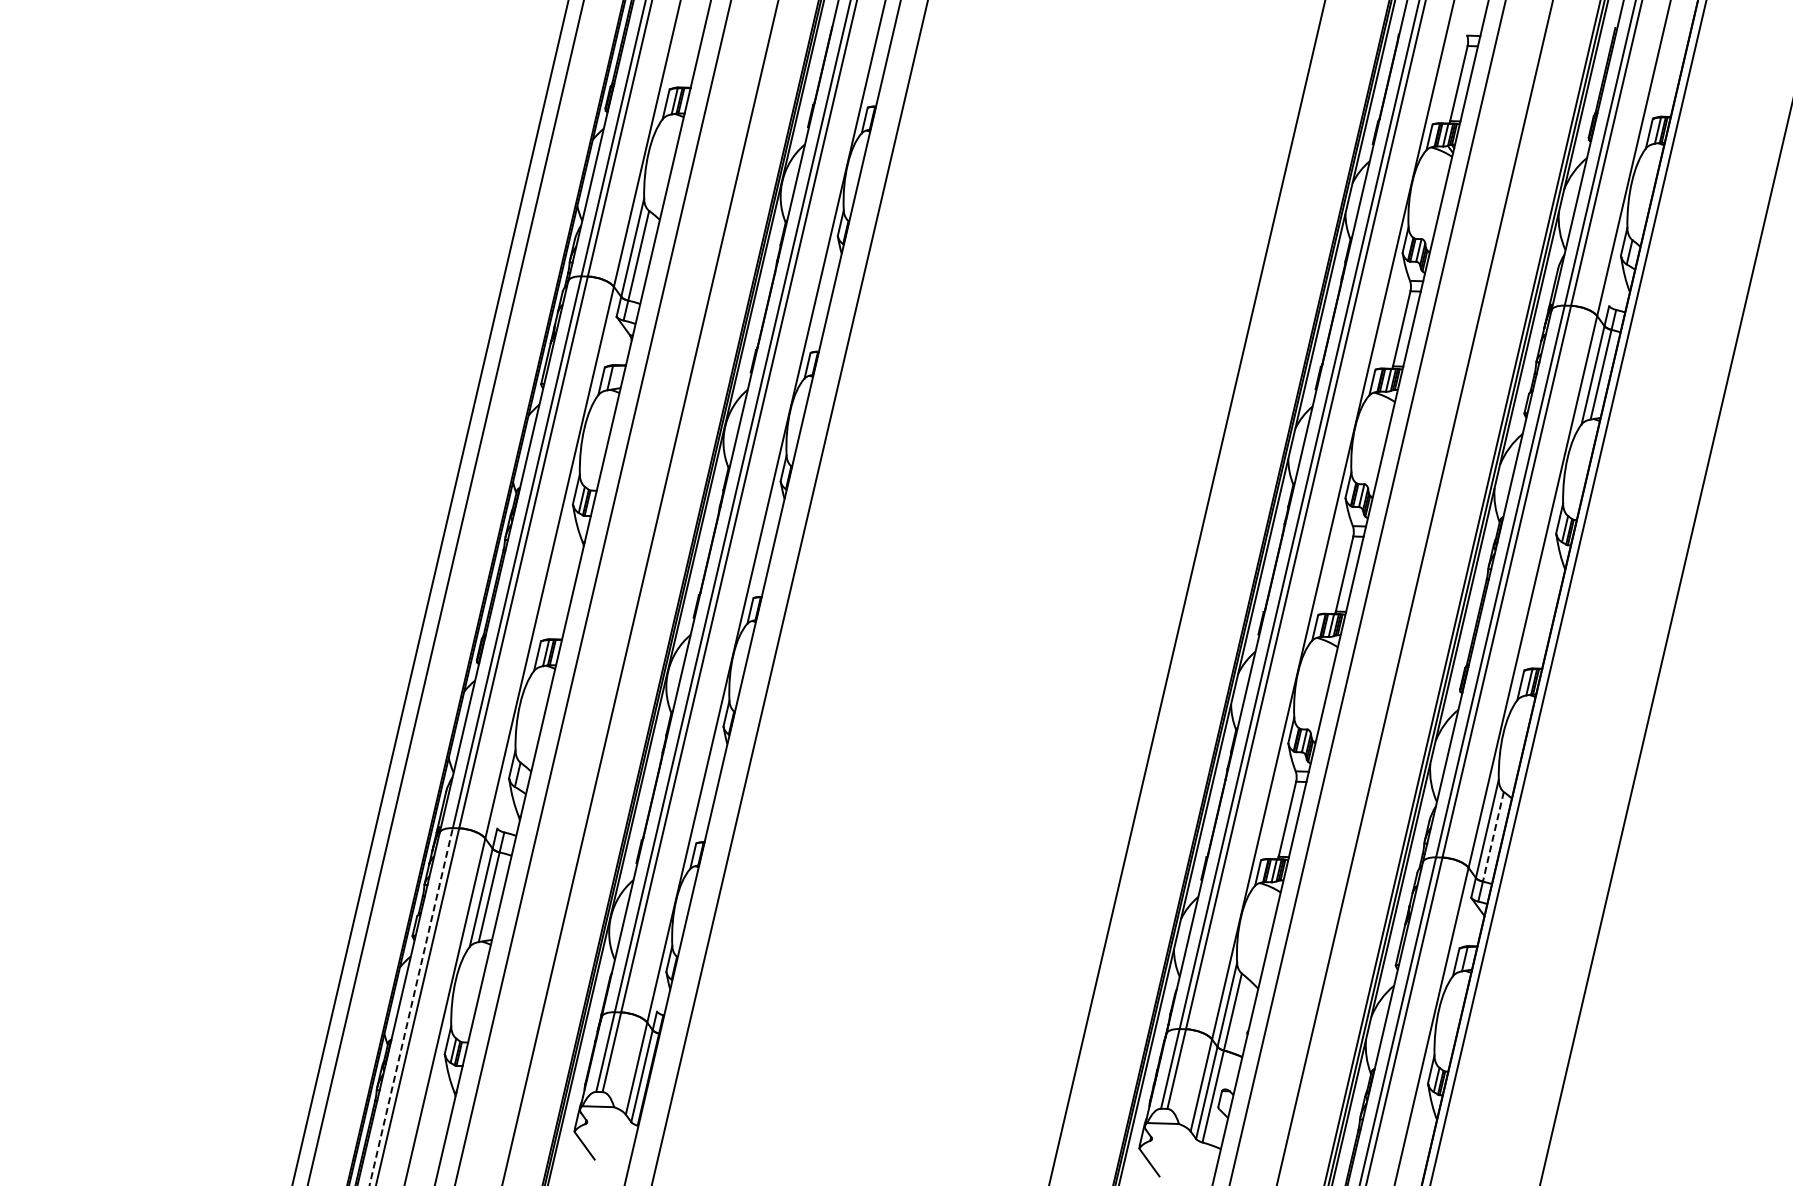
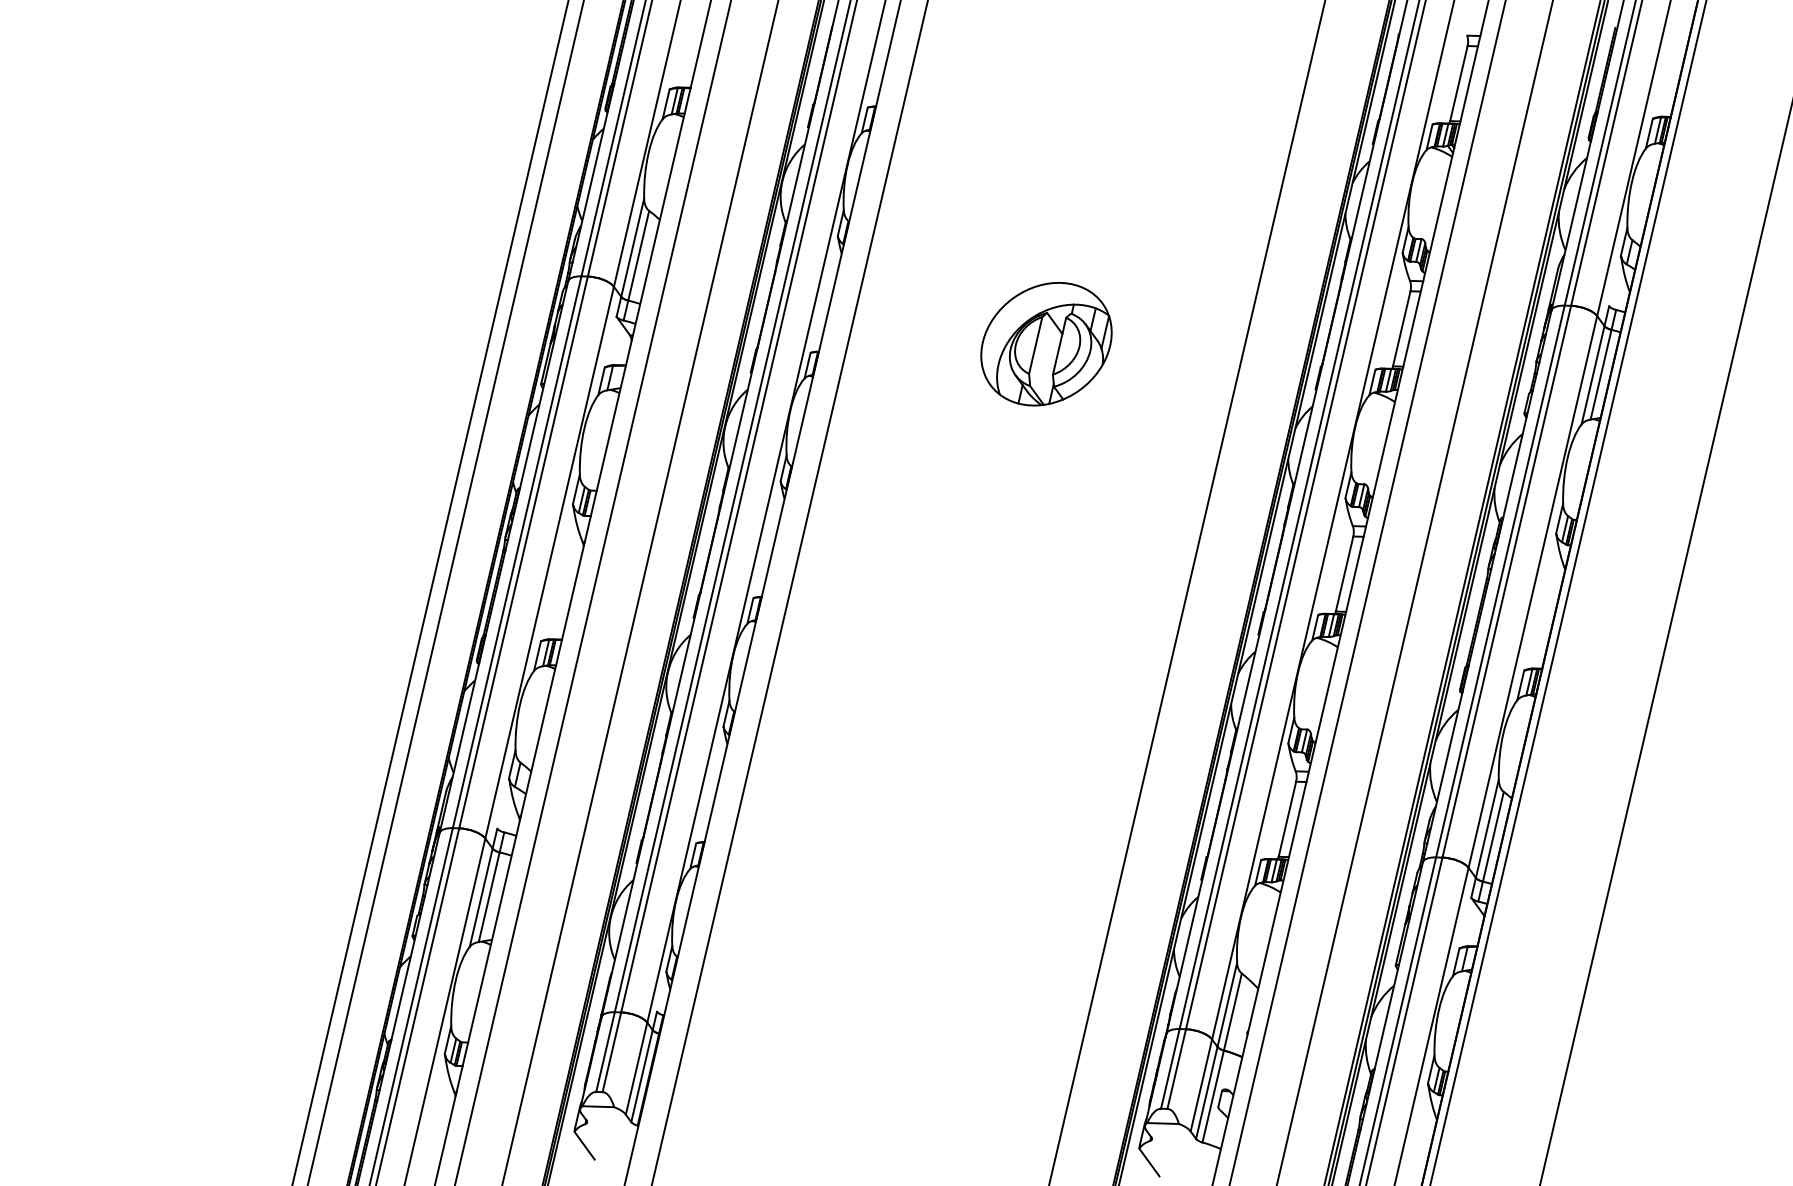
part: none -> present (1046, 344)
line: dashed -> solid (1493, 837)
line: dashed -> solid (411, 1006)
